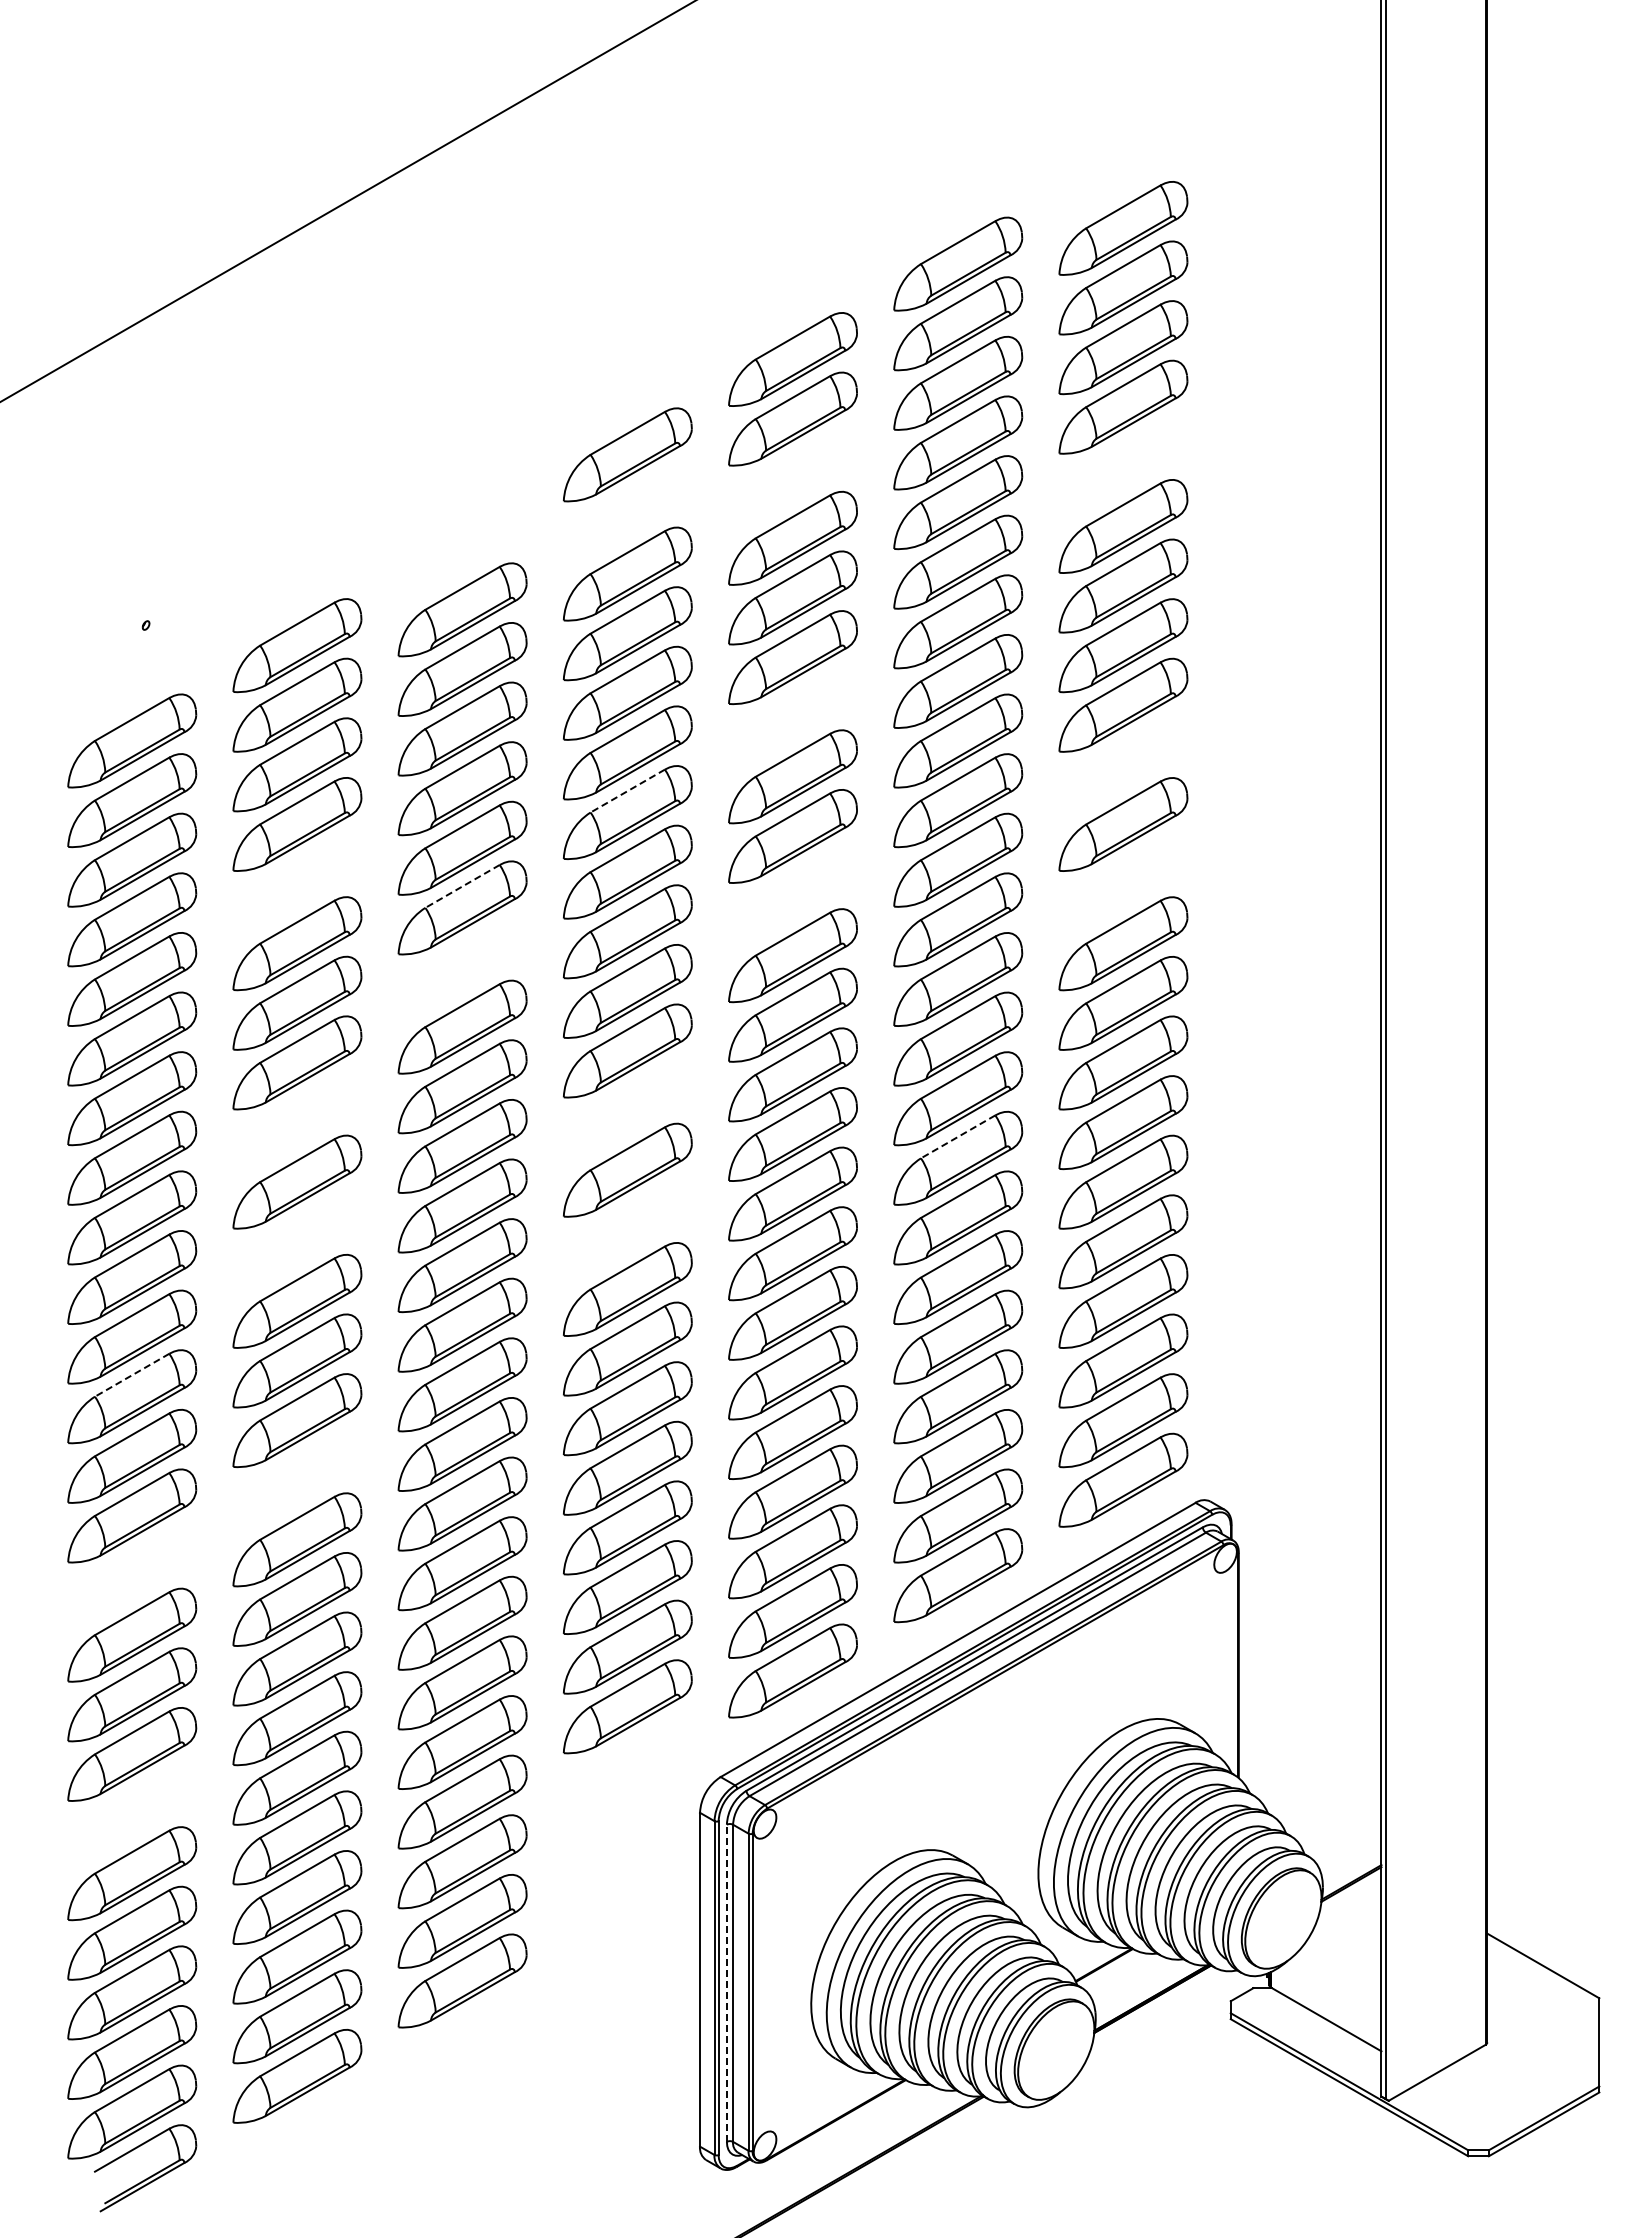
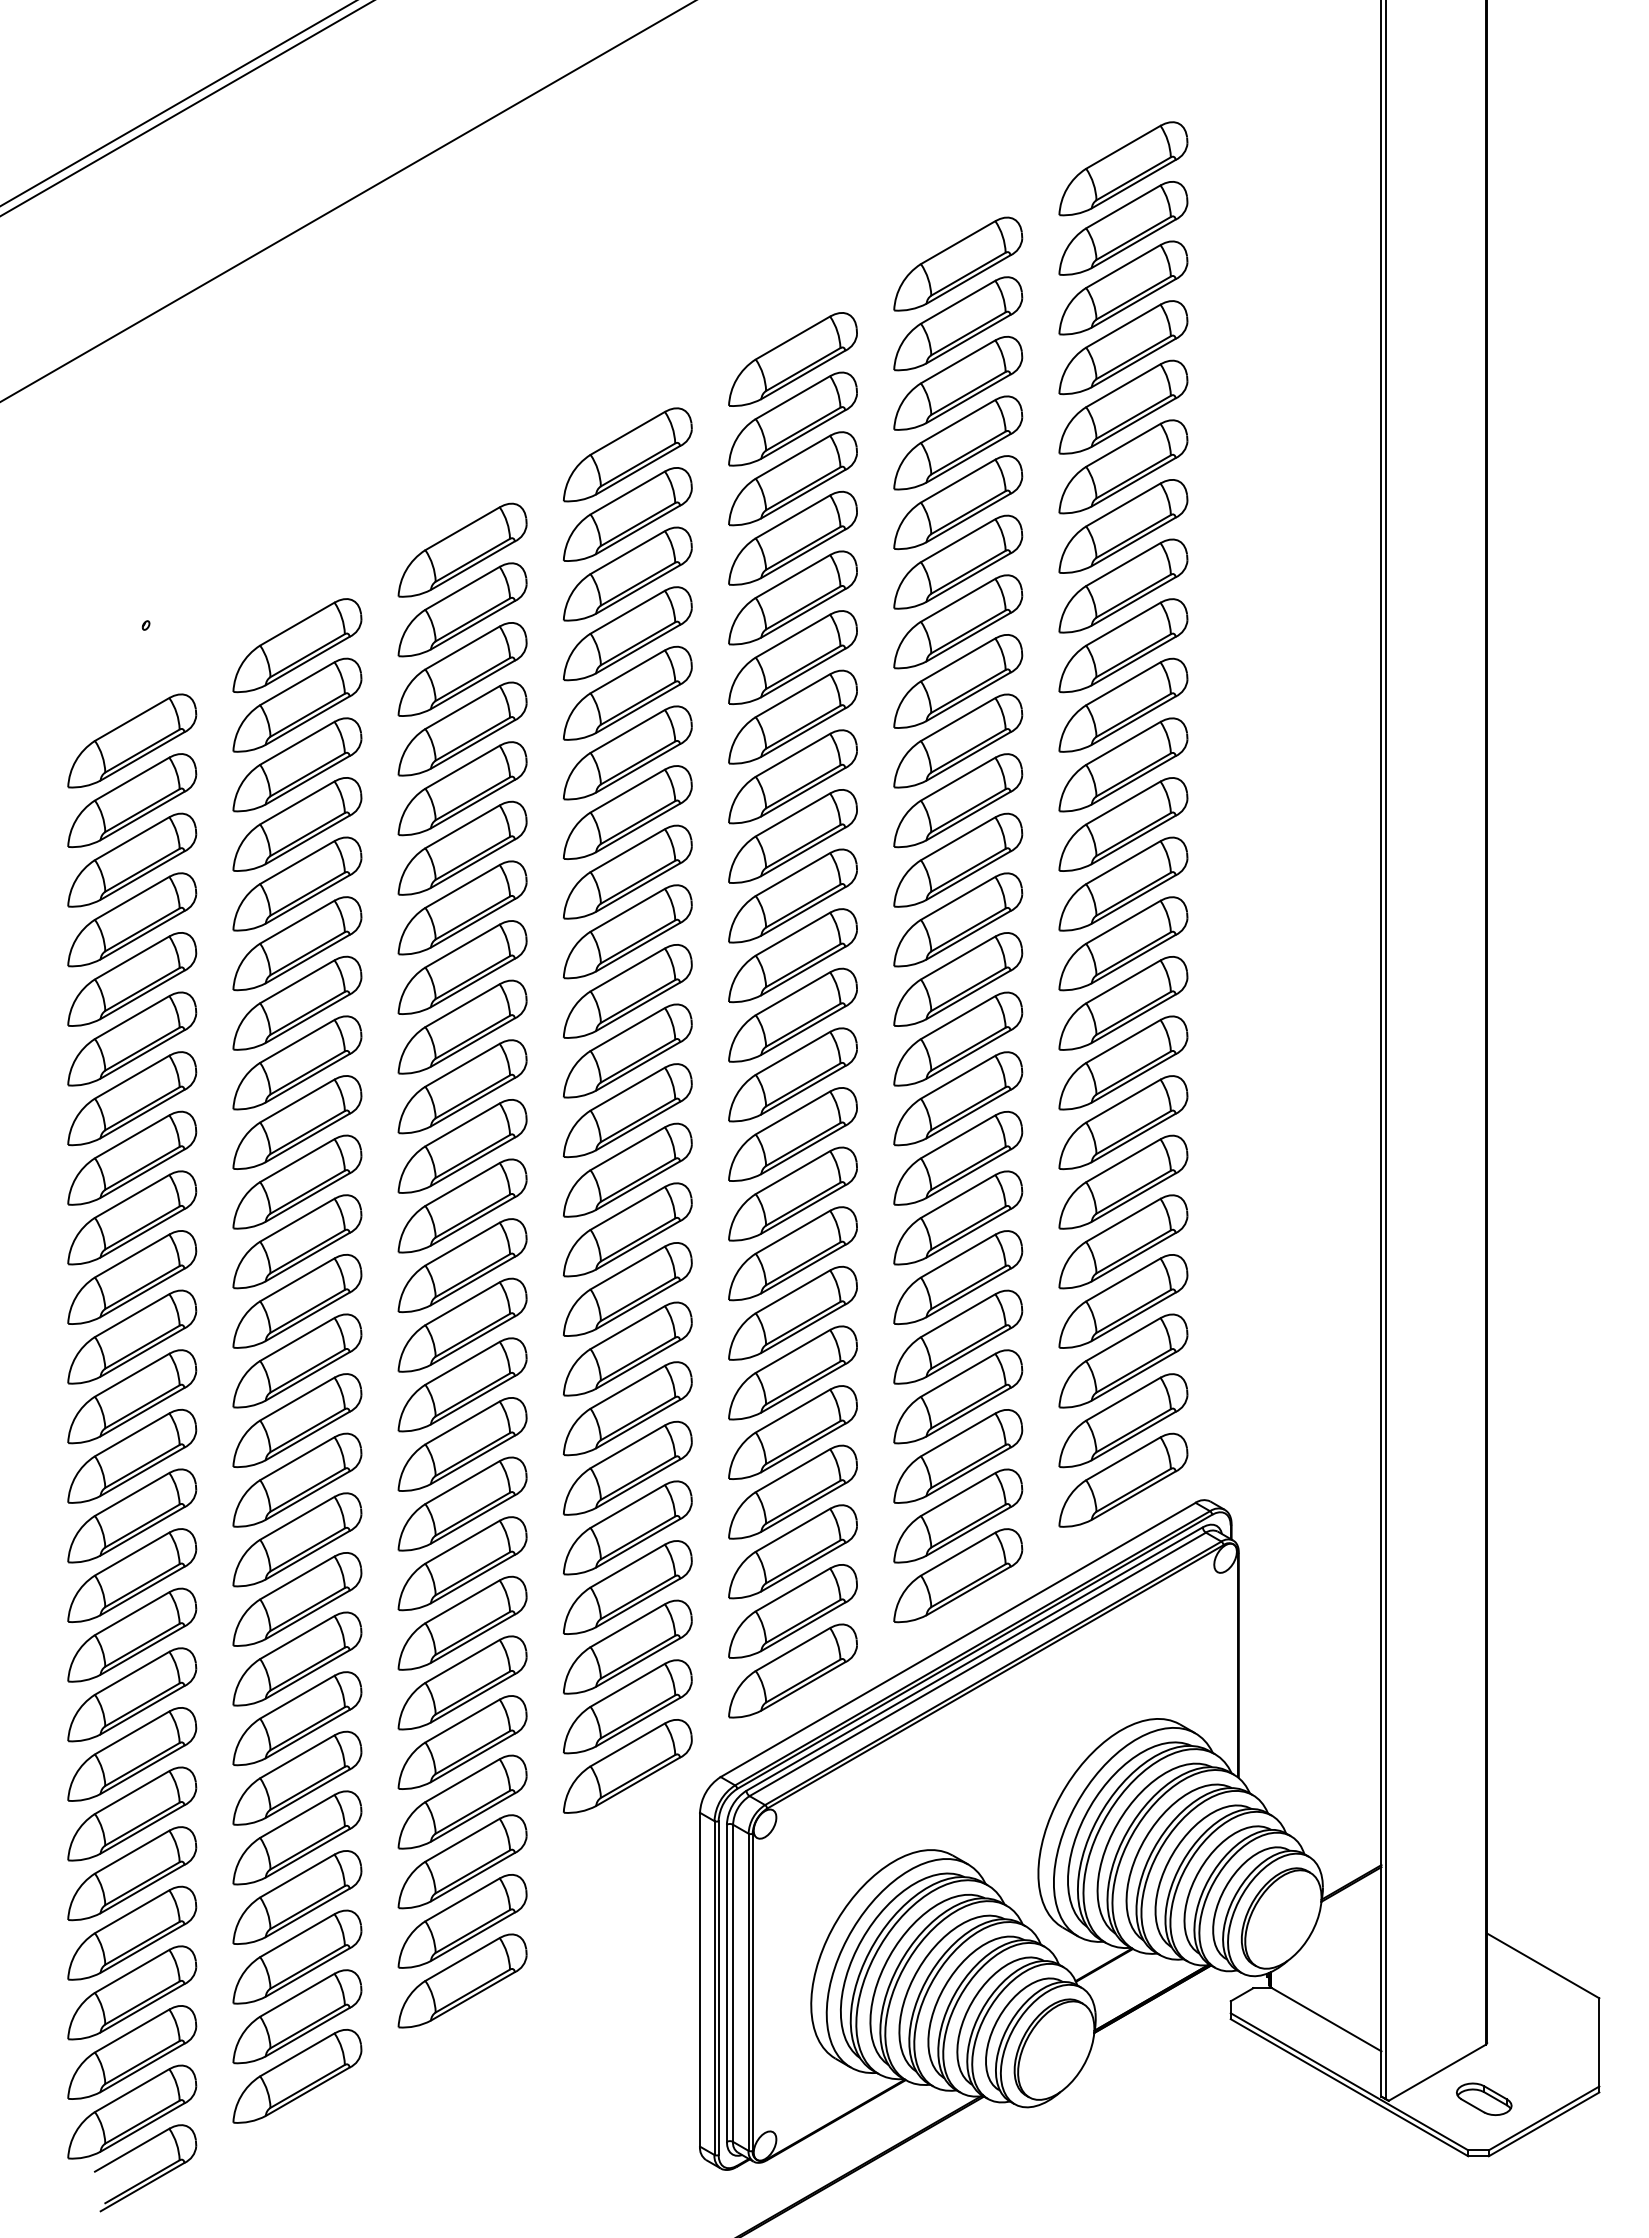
line: none -> present (177, 103)
line: none -> present (186, 108)
part: none -> present (1123, 168)
part: none -> present (1123, 466)
part: none -> present (792, 478)
part: none -> present (627, 514)
part: none -> present (462, 549)
part: none -> present (792, 716)
part: none -> present (1123, 764)
line: dashed -> solid (627, 791)
part: none -> present (297, 883)
part: none -> present (1123, 883)
line: dashed -> solid (462, 886)
part: none -> present (792, 895)
part: none -> present (462, 967)
part: none -> present (627, 1110)
part: none -> present (297, 1122)
line: dashed -> solid (958, 1136)
part: none -> present (627, 1229)
part: none -> present (297, 1241)
line: dashed -> solid (132, 1375)
part: none -> present (297, 1479)
part: none -> present (132, 1575)
part: none -> present (627, 1766)
part: none -> present (132, 1813)
line: dashed -> solid (726, 1983)
part: none -> present (1484, 2098)
